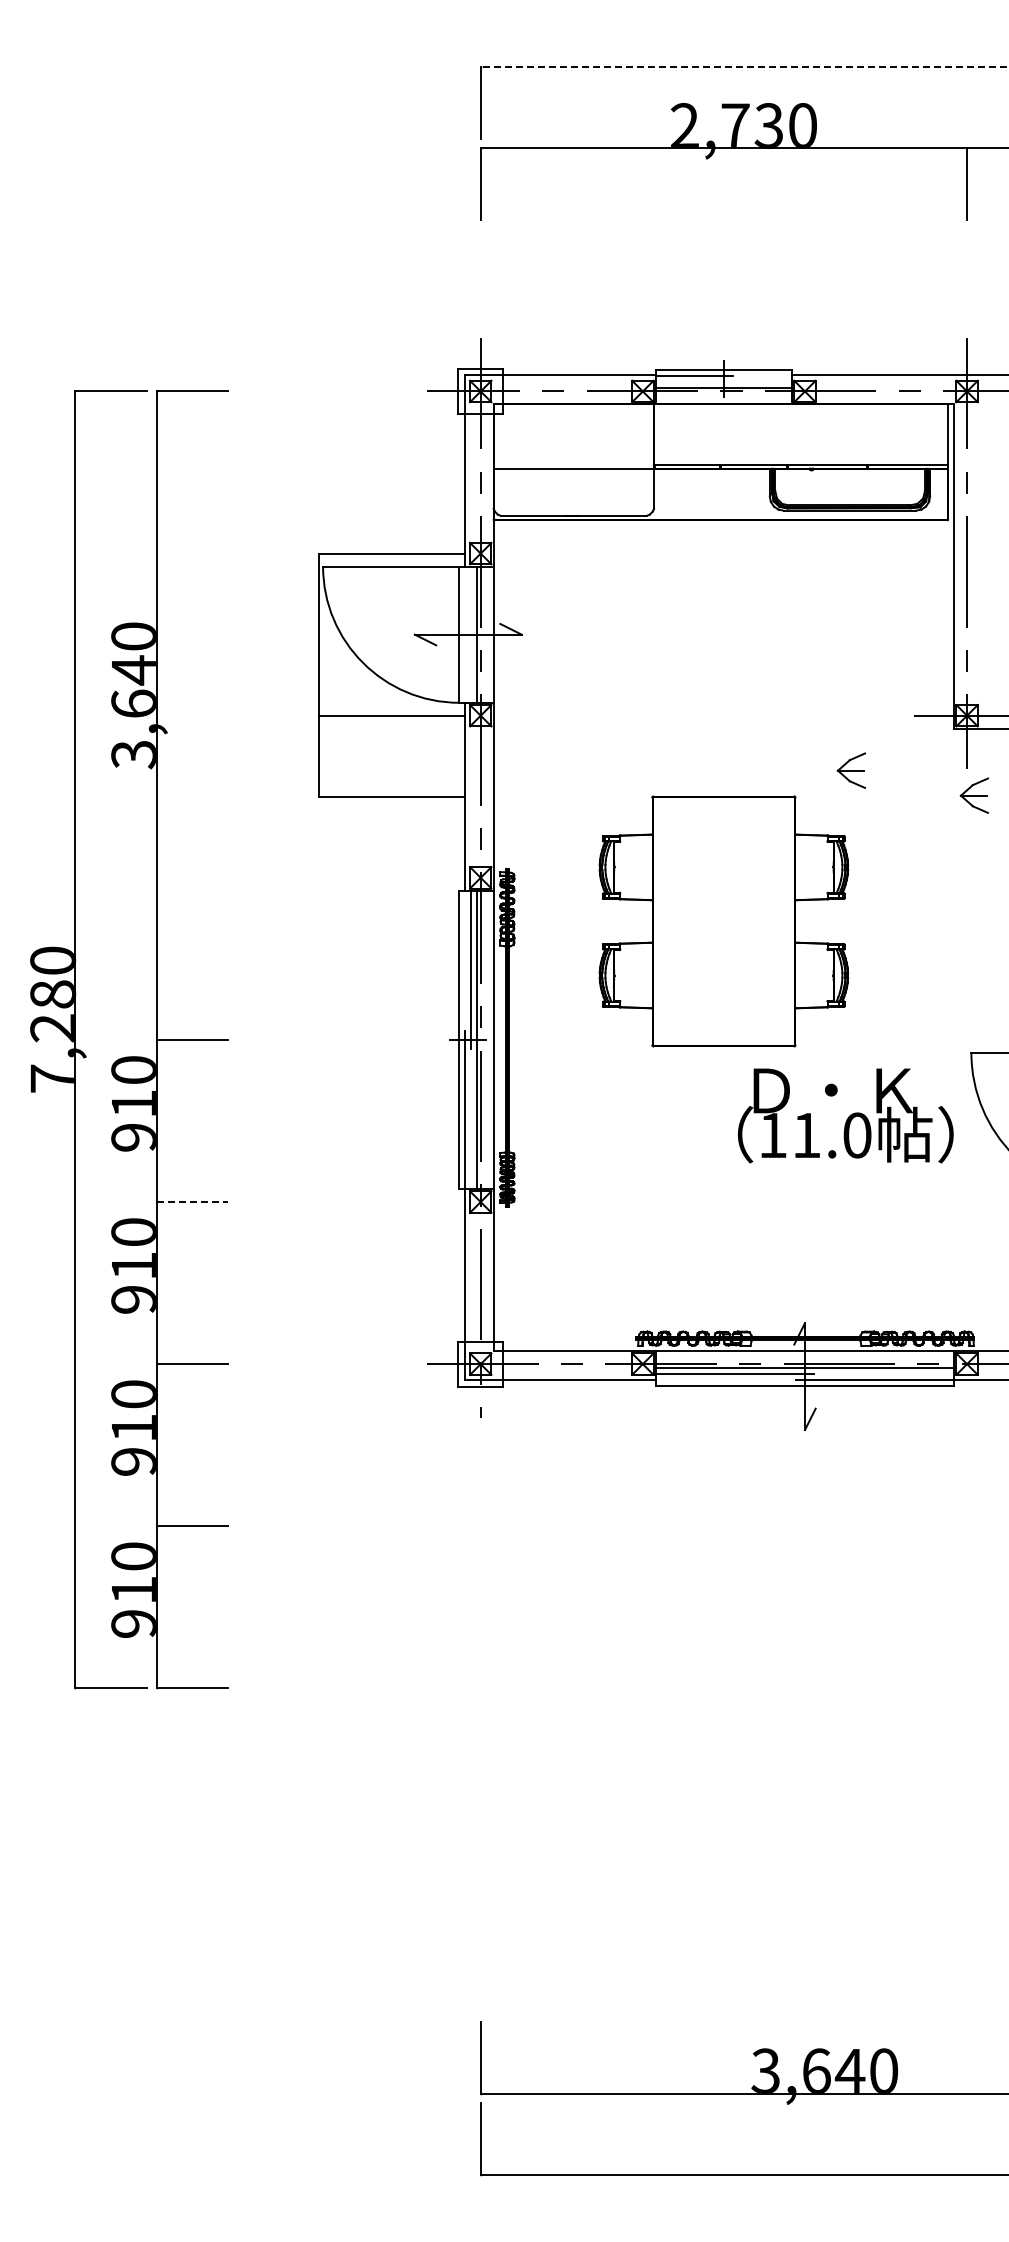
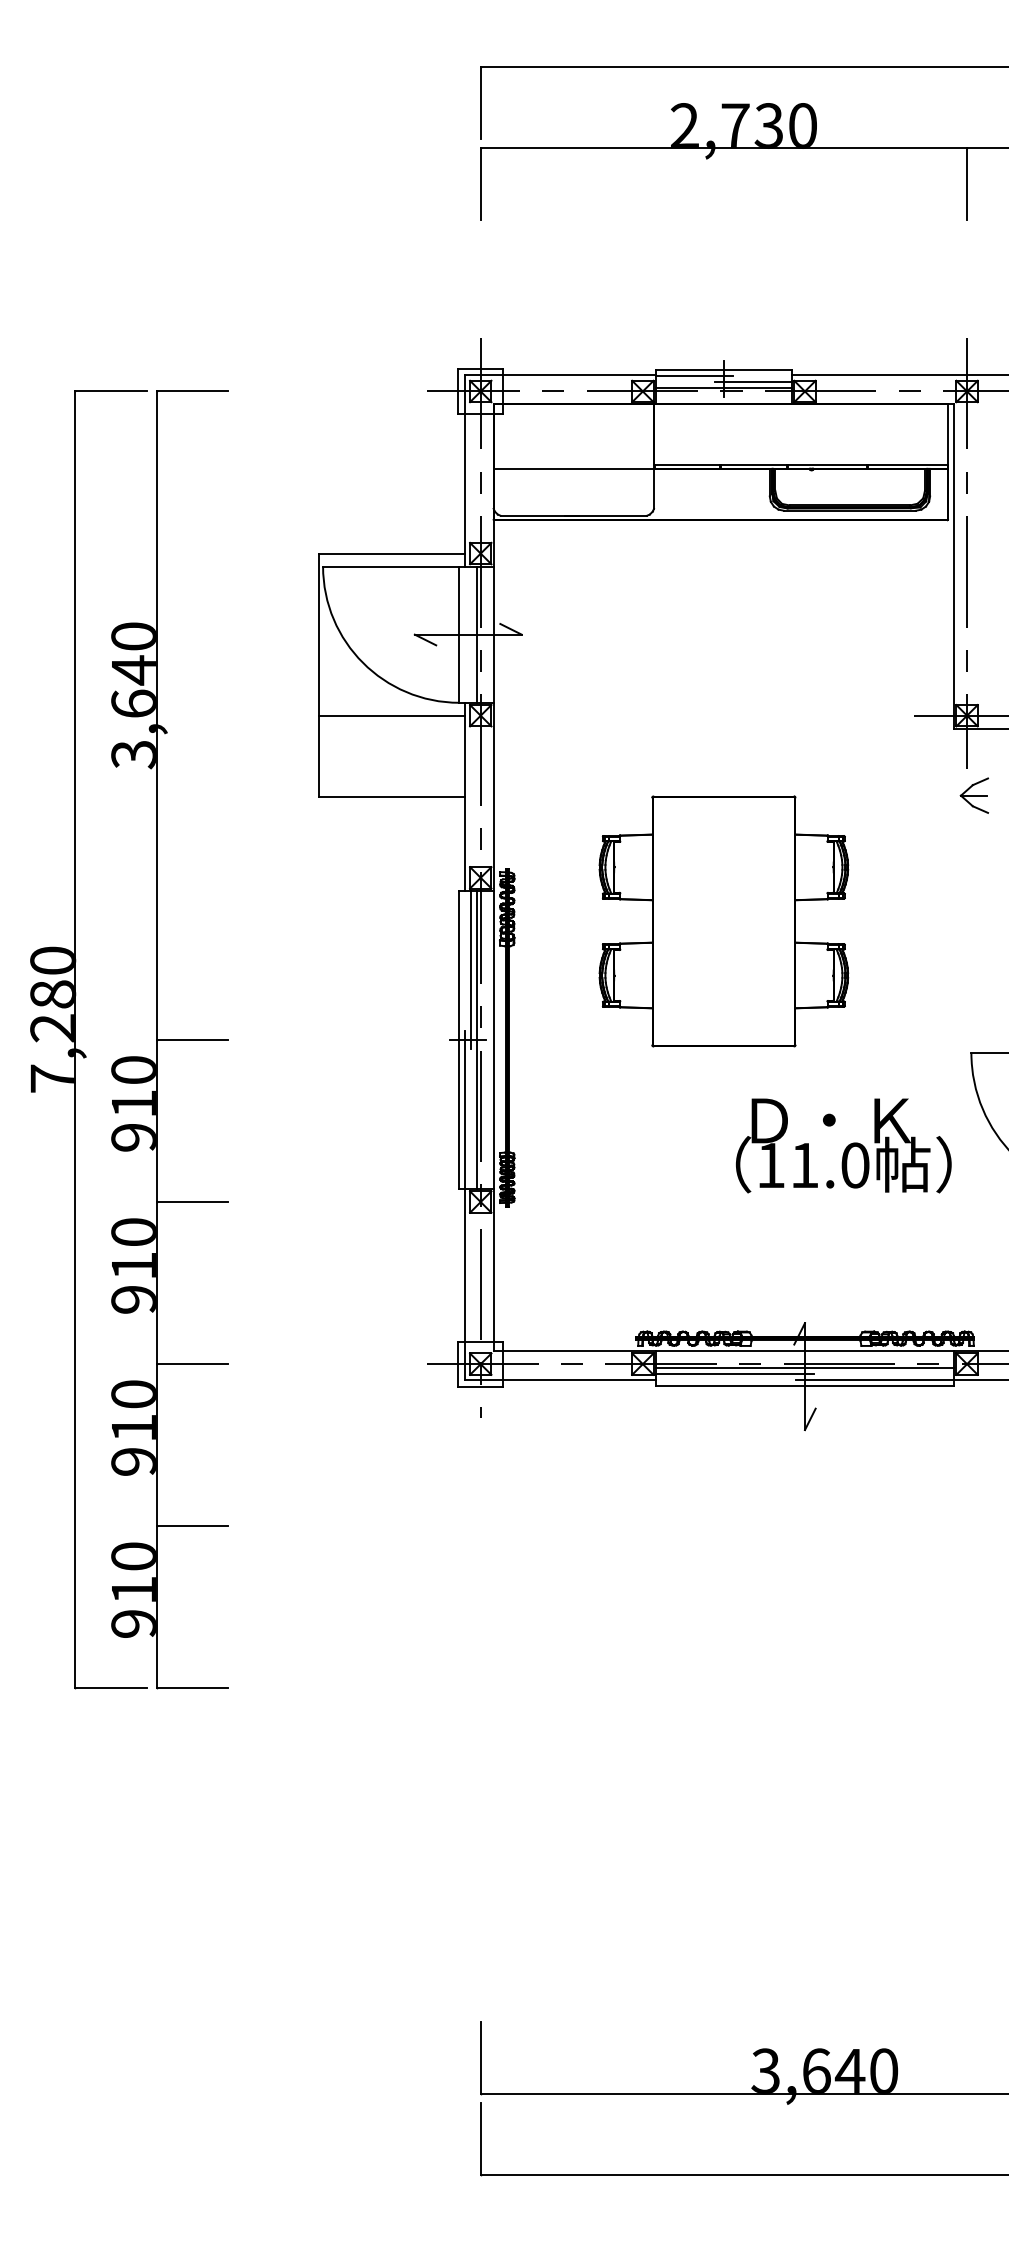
line: dashed -> solid (744, 67)
line: none -> present (753, 381)
part: present -> none (850, 770)
text position: (845, 1115) -> (843, 1145) (843, 1145)
line: dashed -> solid (192, 1202)
